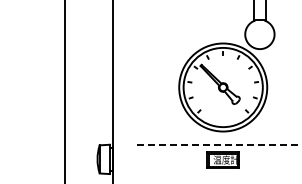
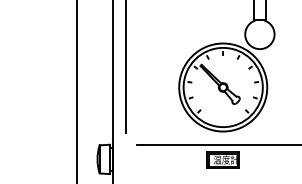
line: none -> present (125, 67)
line position: (64, 91) -> (76, 91) (76, 91)
line: dashed -> solid (220, 144)
